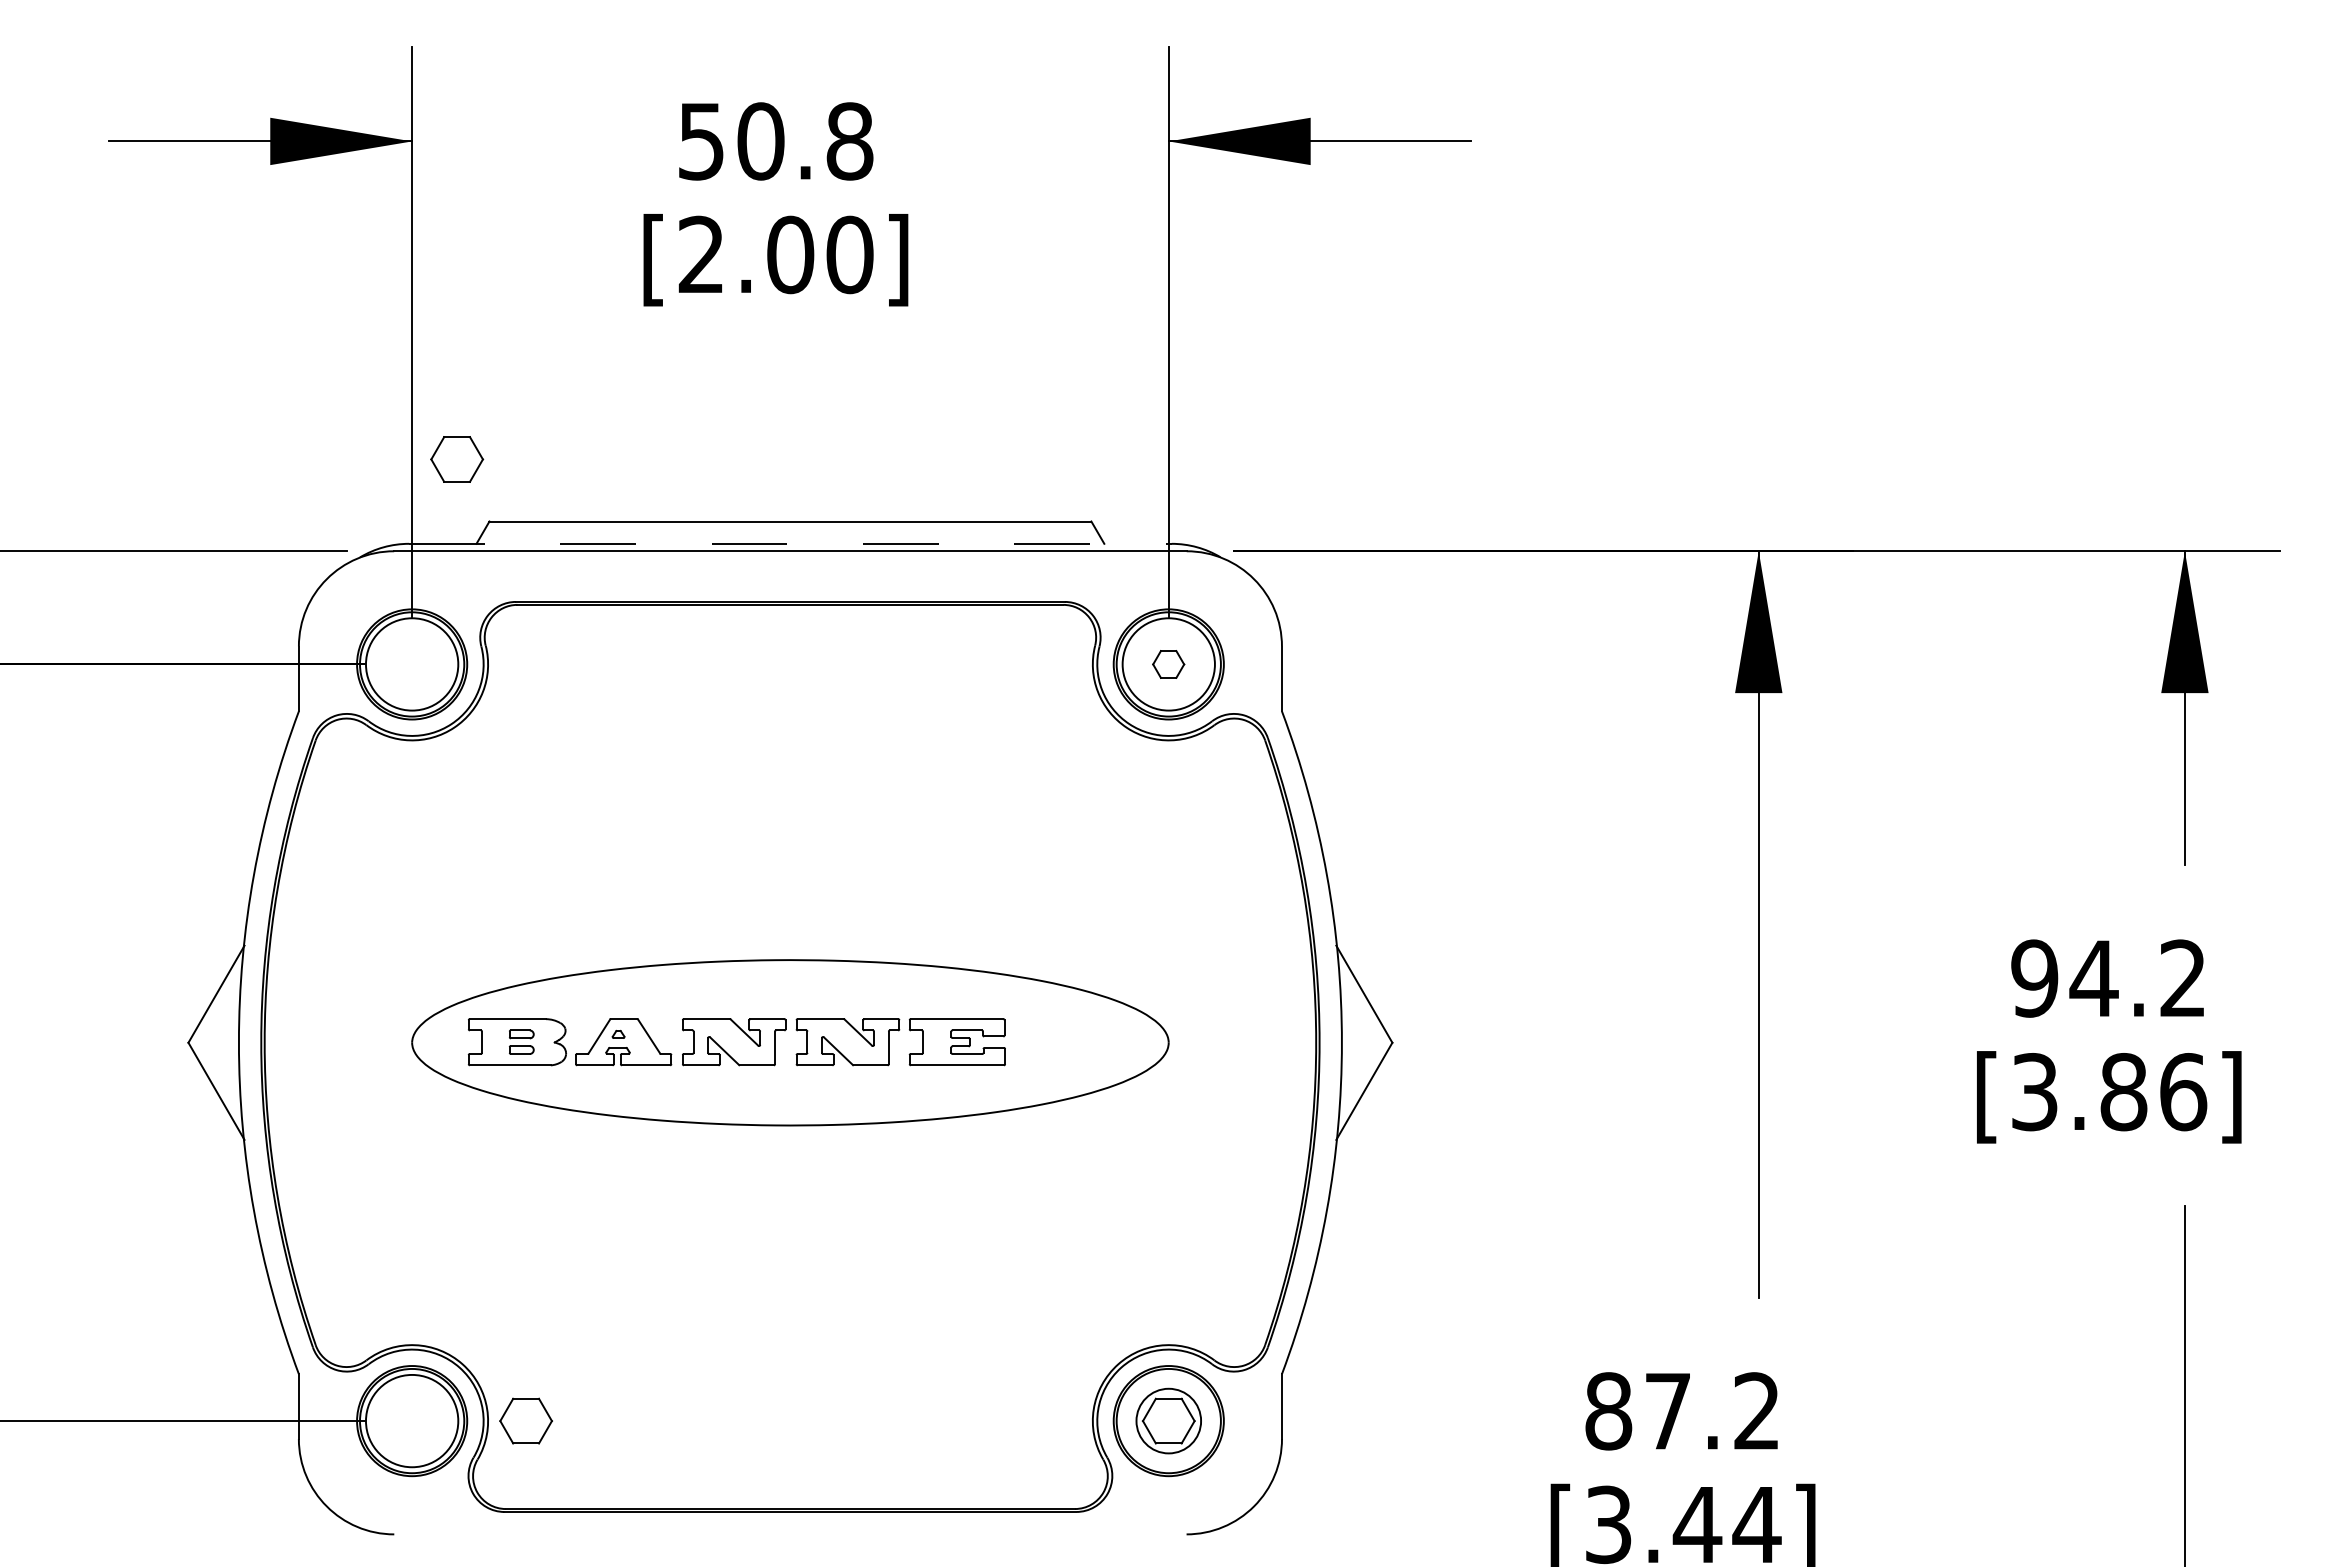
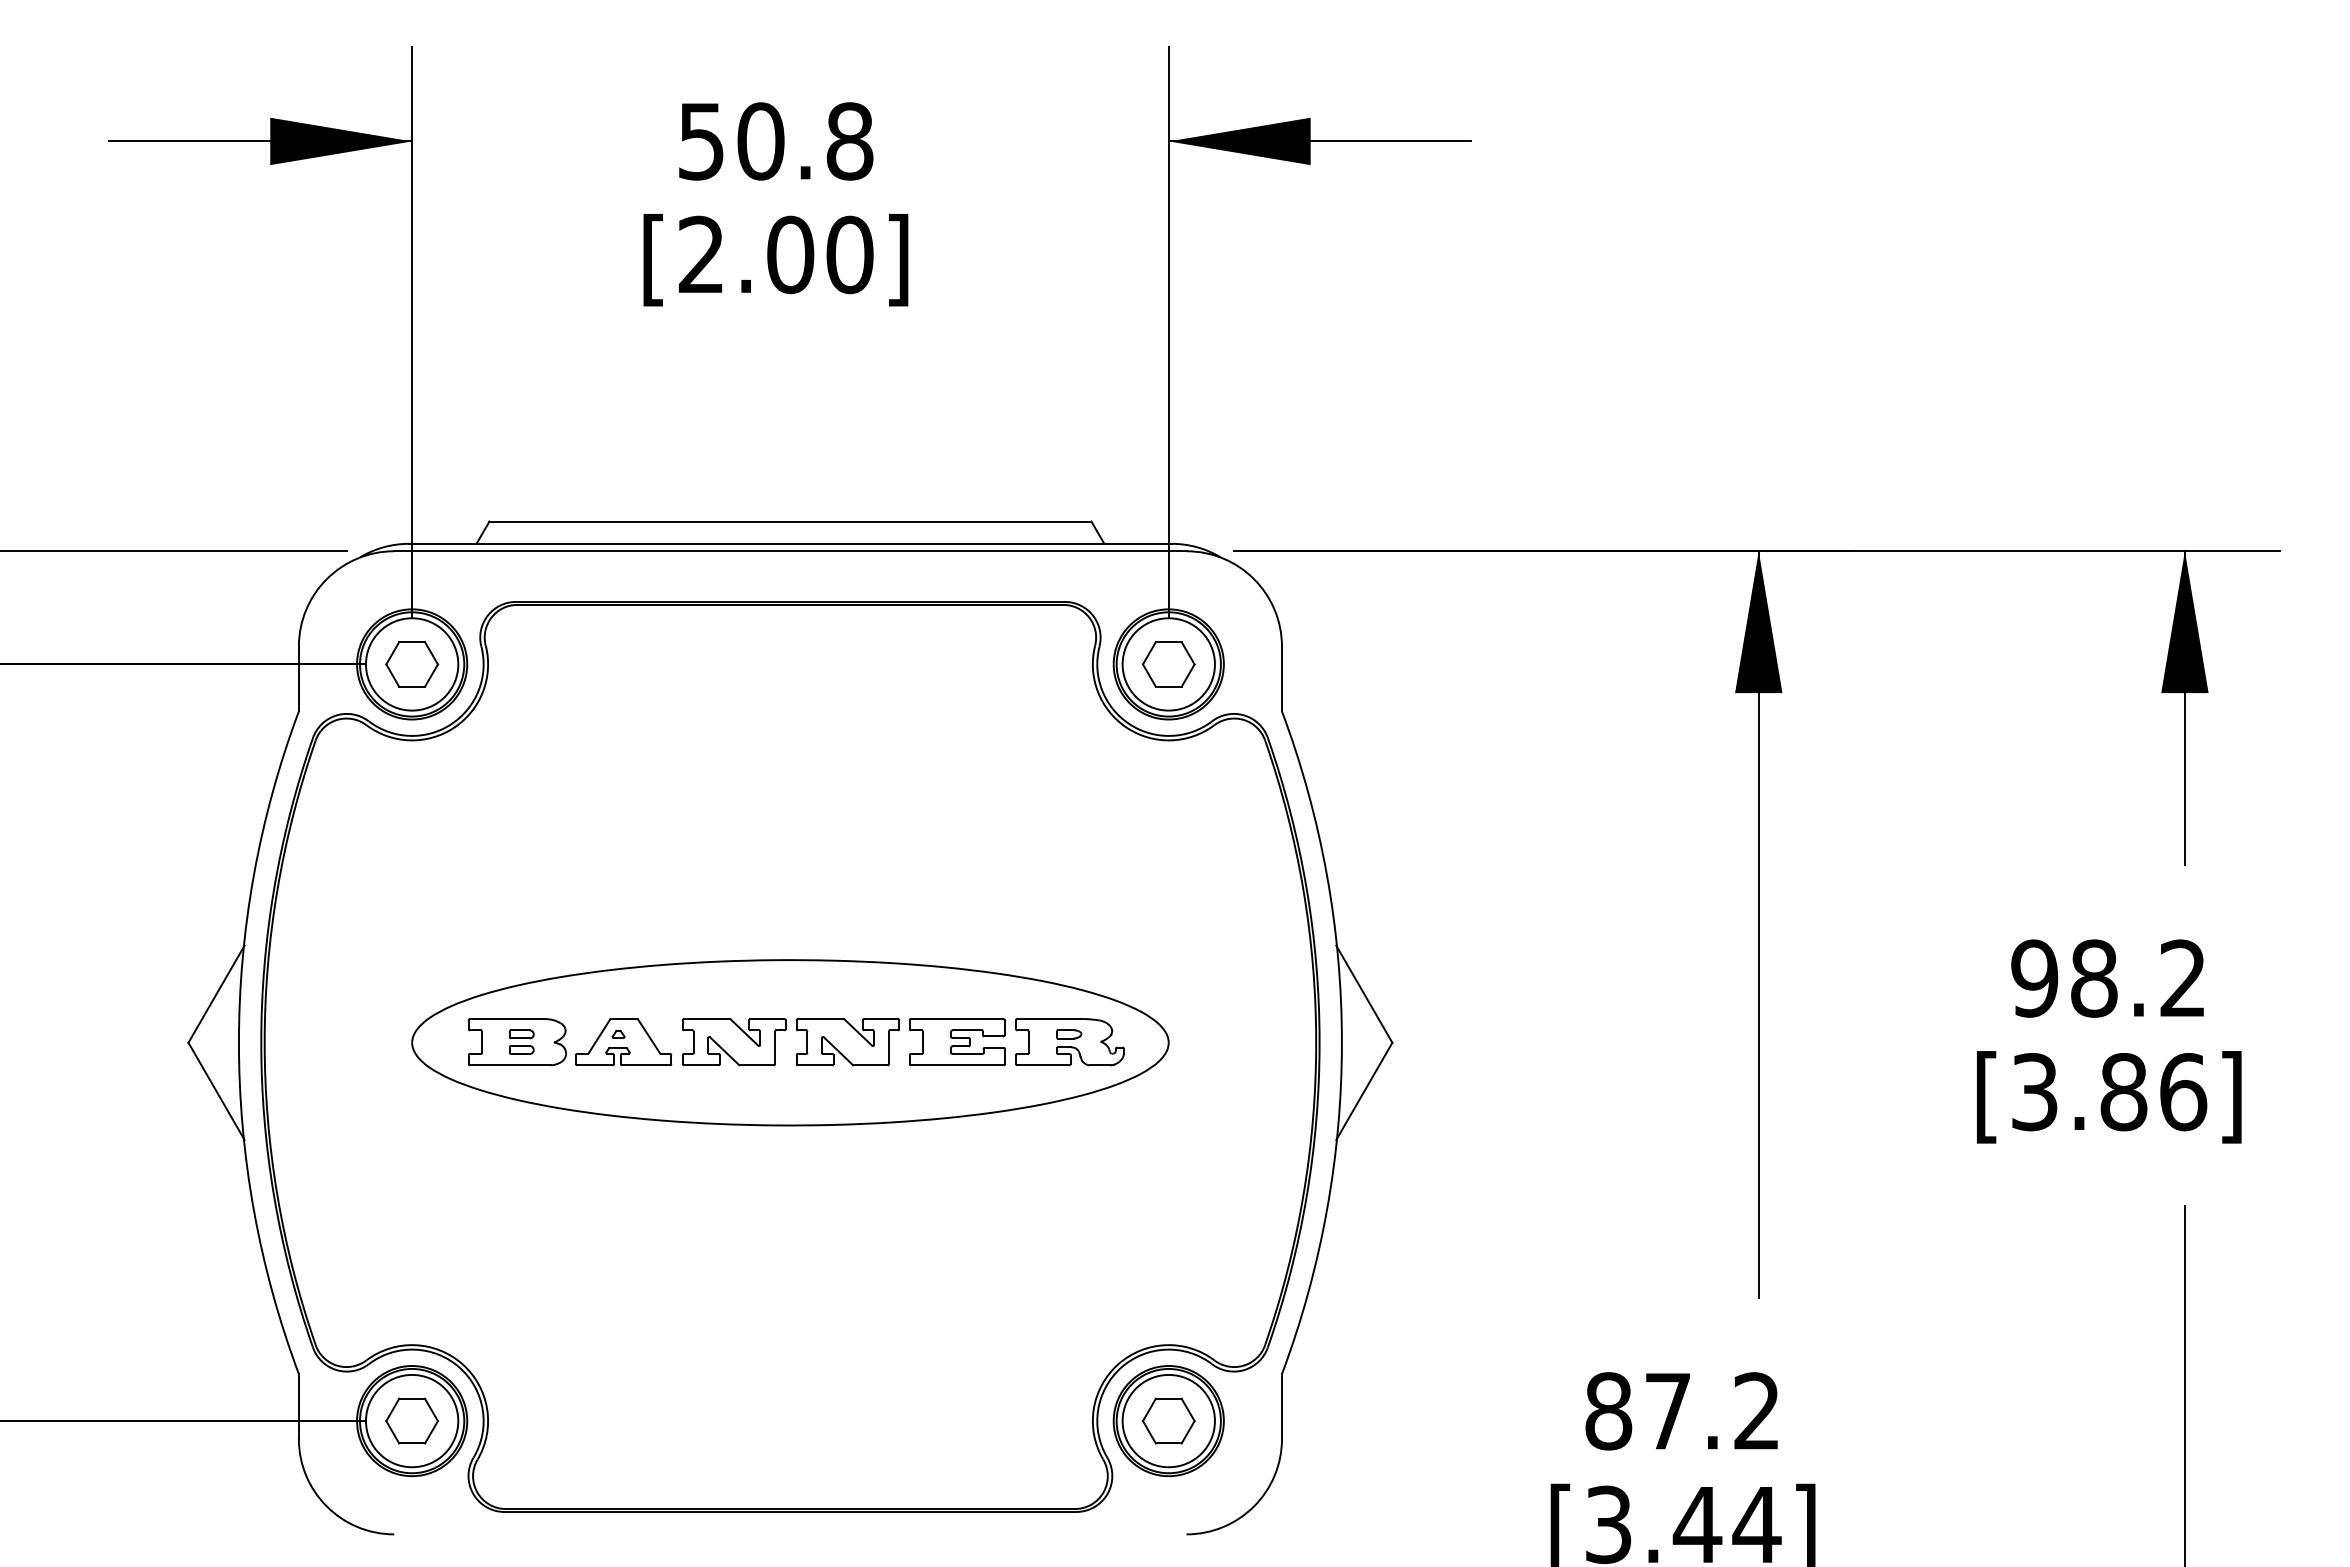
part position: (457, 459) -> (412, 664) (412, 664)
line: dashed -> solid (790, 543)
part size: 34x29 px -> 55x47 px (1168, 664)
text: 94.2 -> 98.2 (2093, 978)
part: none -> present (1069, 1042)
part position: (525, 1420) -> (411, 1420) (411, 1420)
circle diameter: 65 px -> 92 px (1168, 1420)
